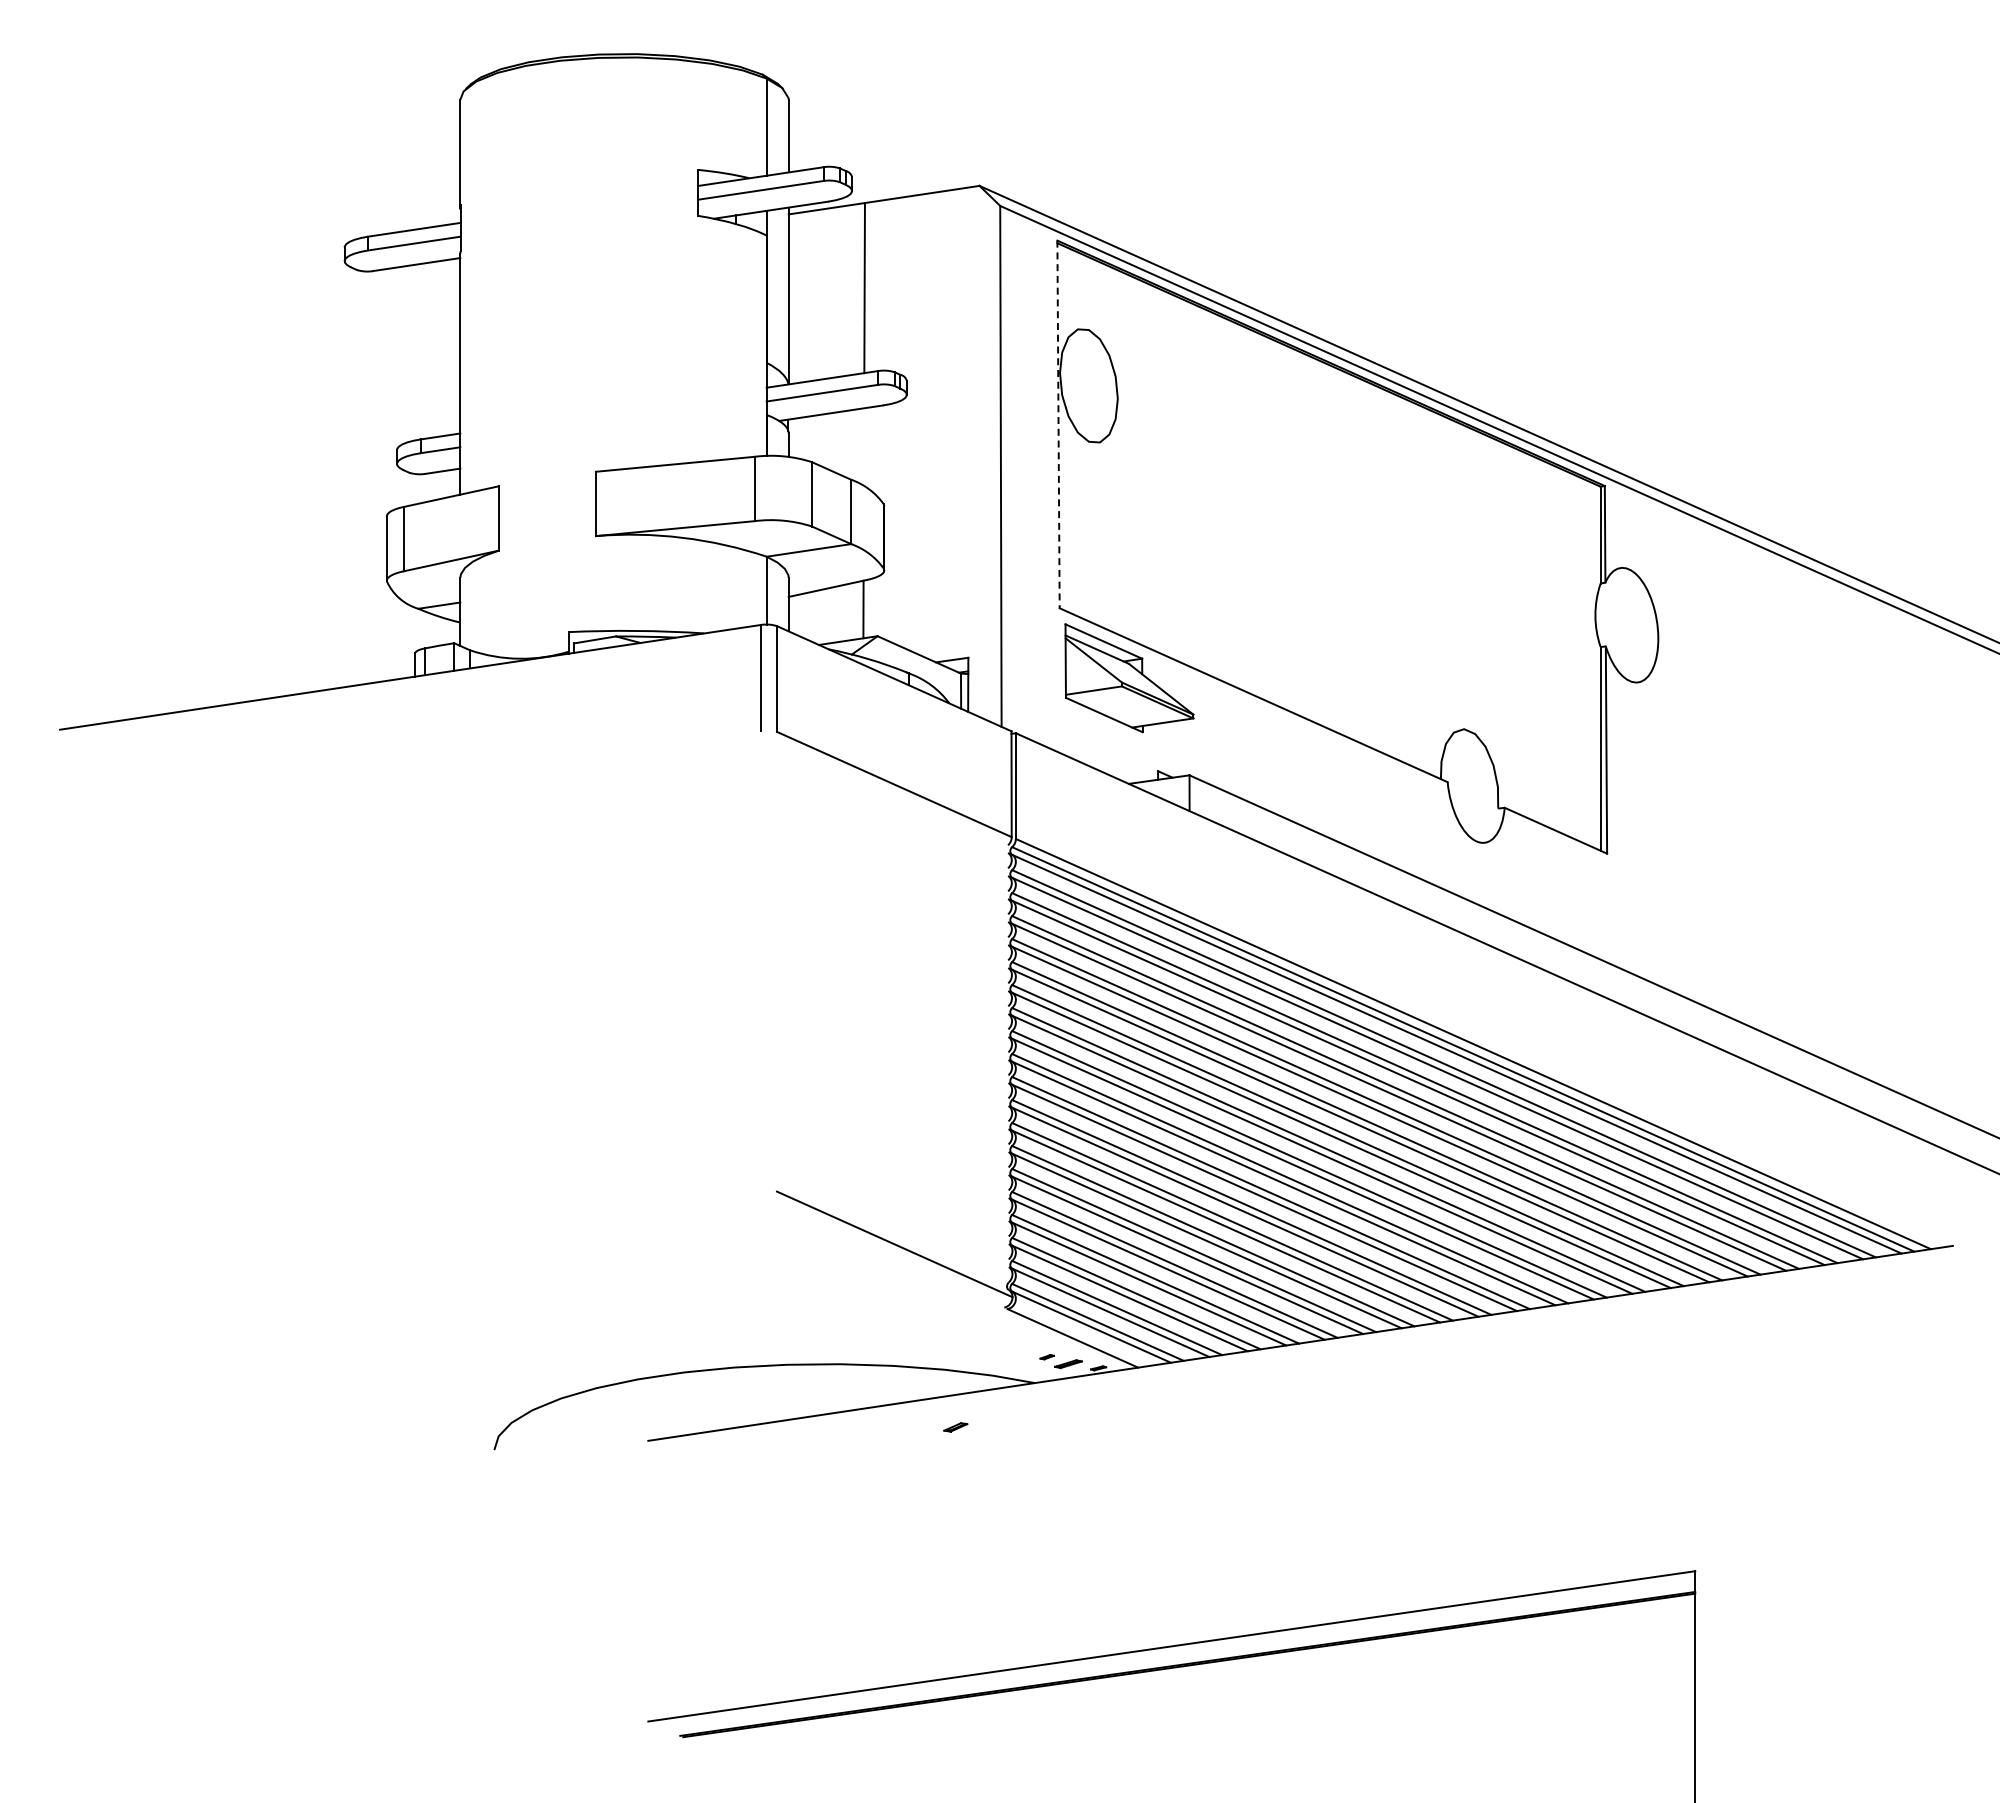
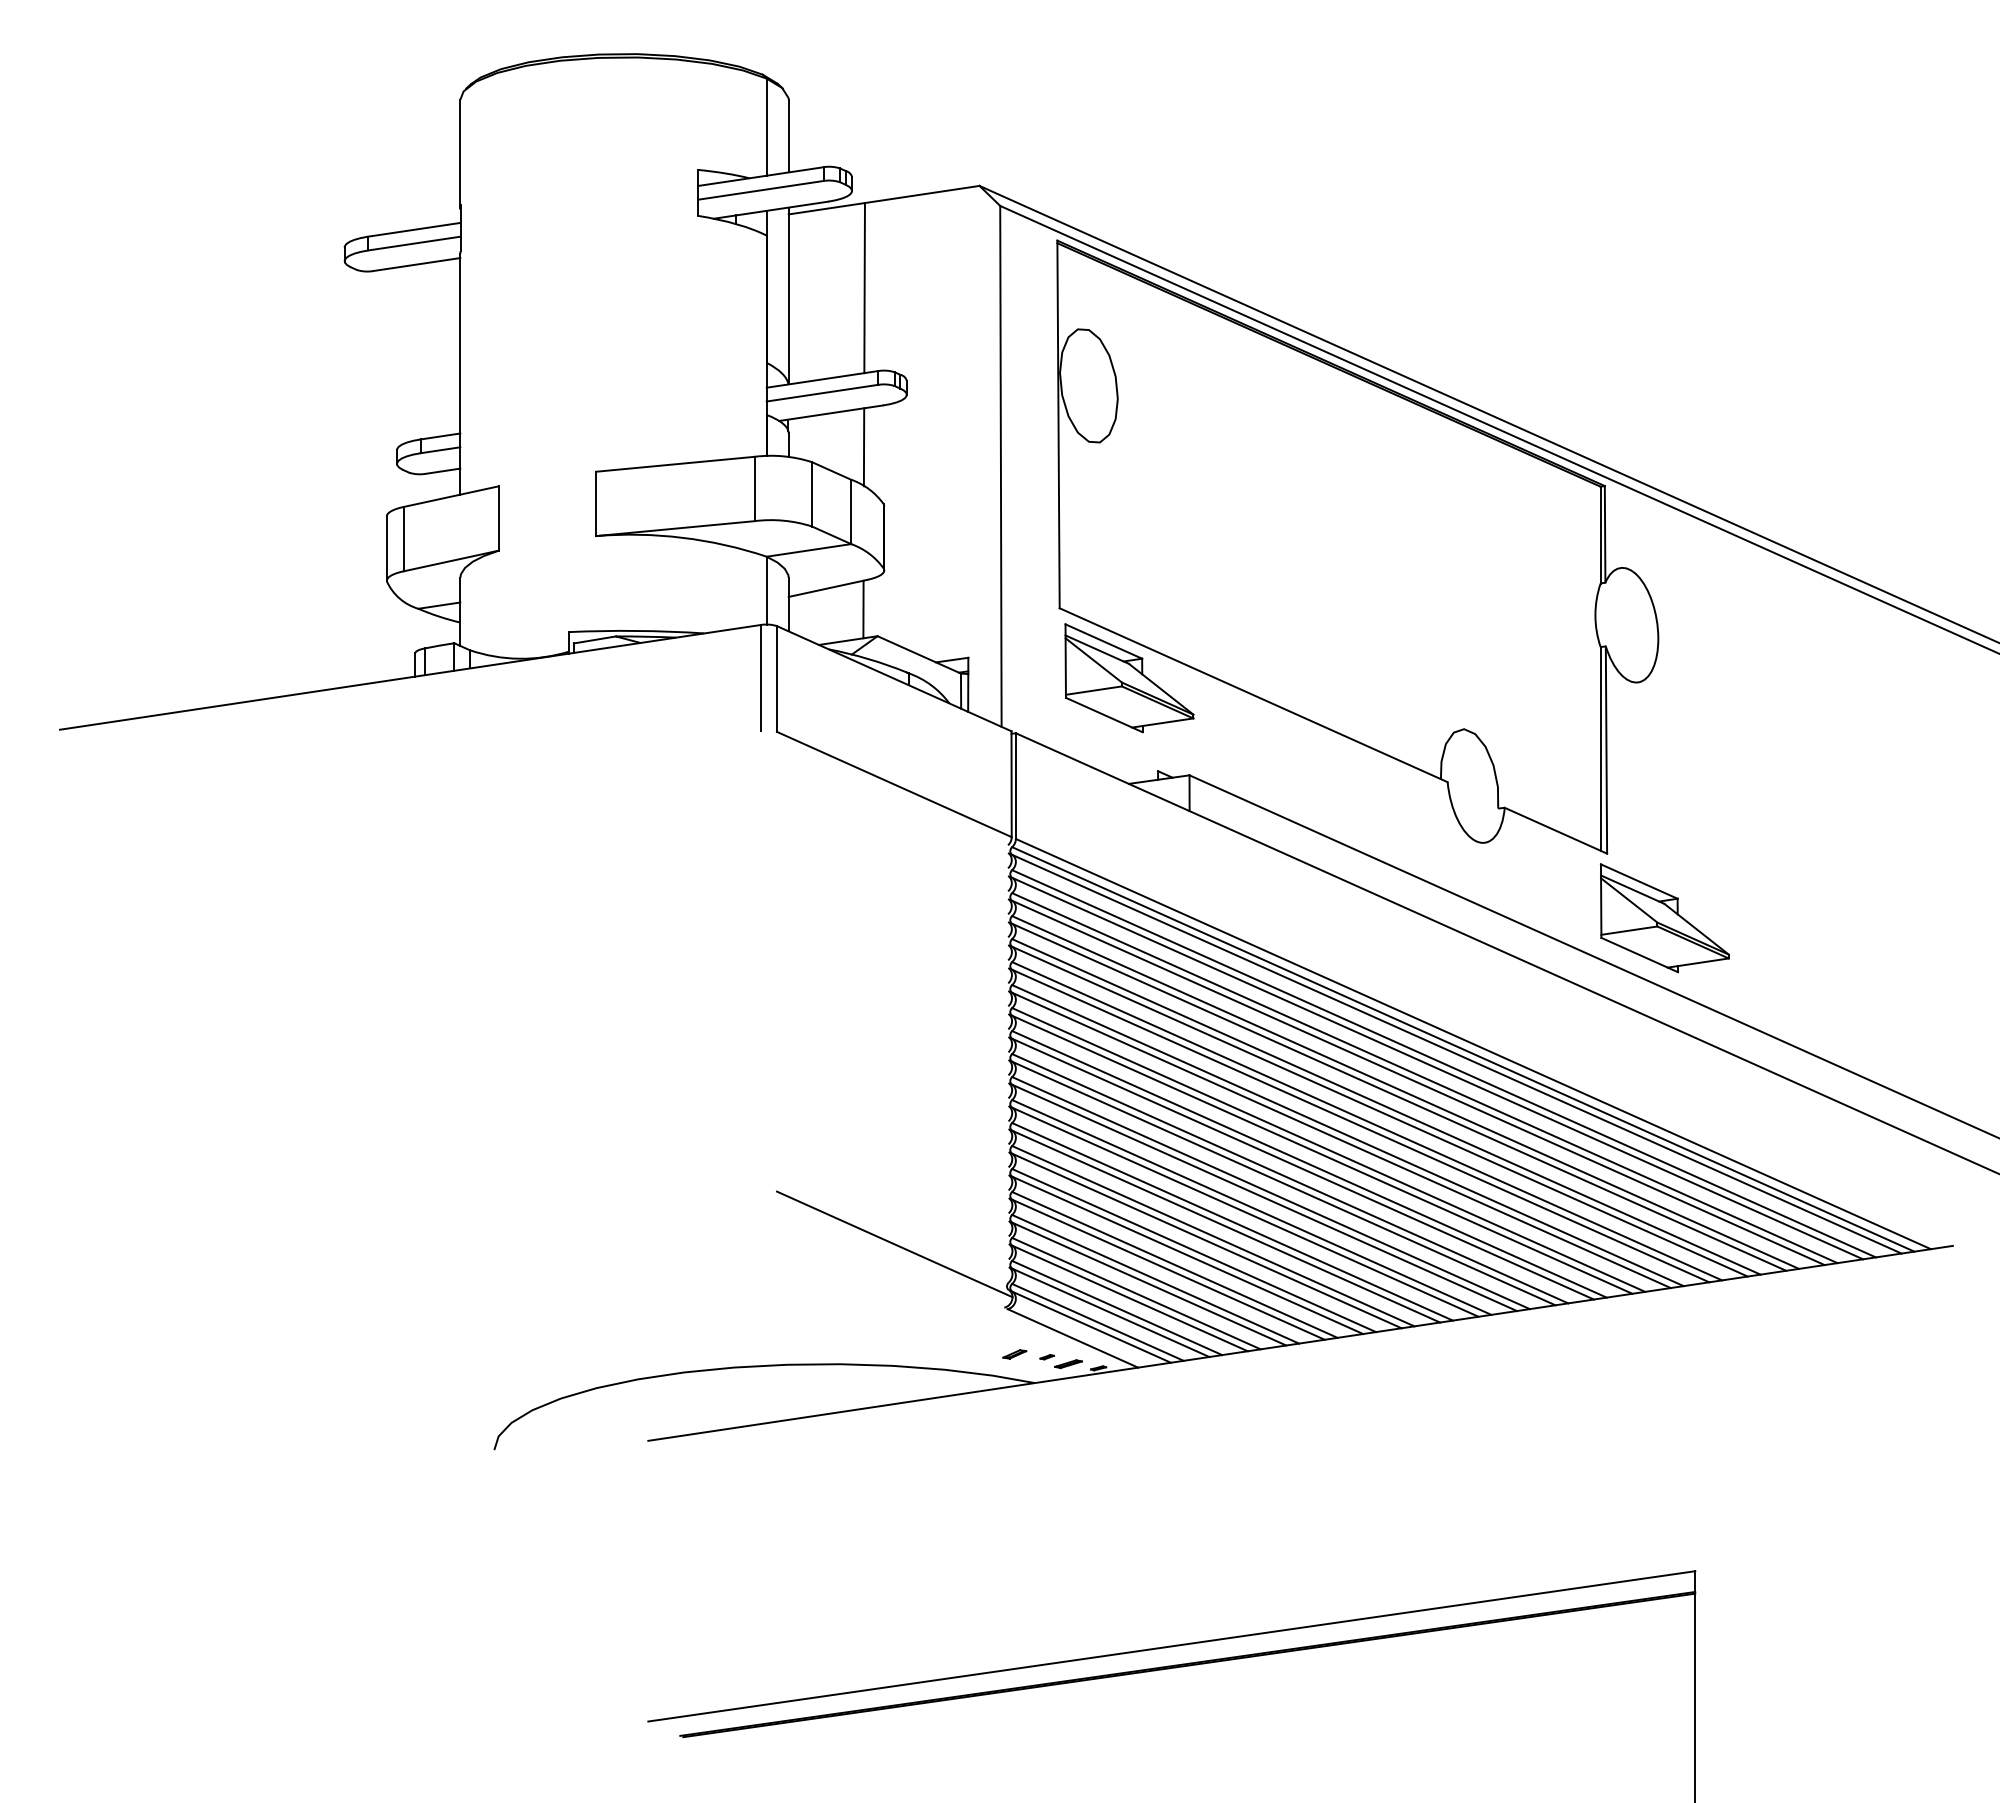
line: dashed -> solid (1058, 424)
line: none -> present (863, 447)
part: none -> present (1664, 918)
part position: (955, 1427) -> (1014, 1354) (1014, 1354)
